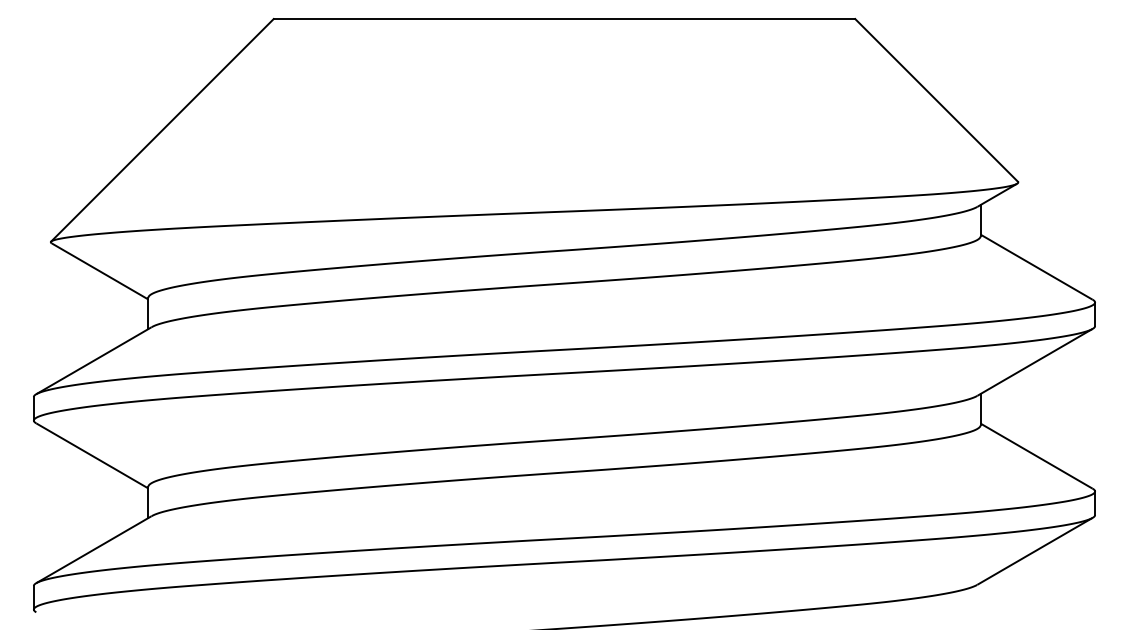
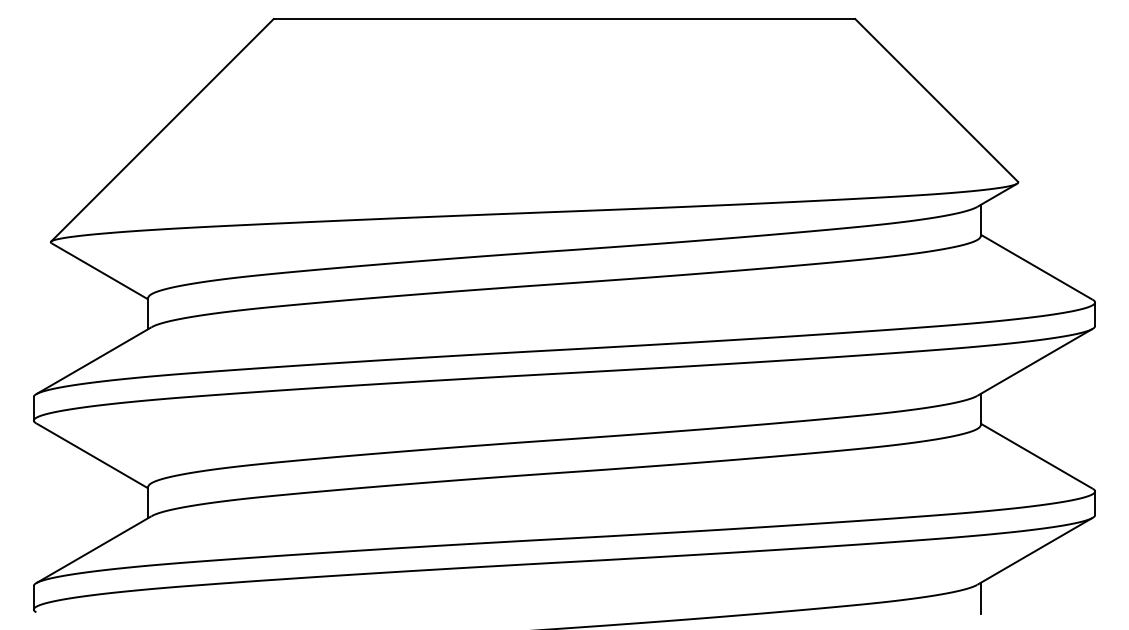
line: none -> present (980, 598)
